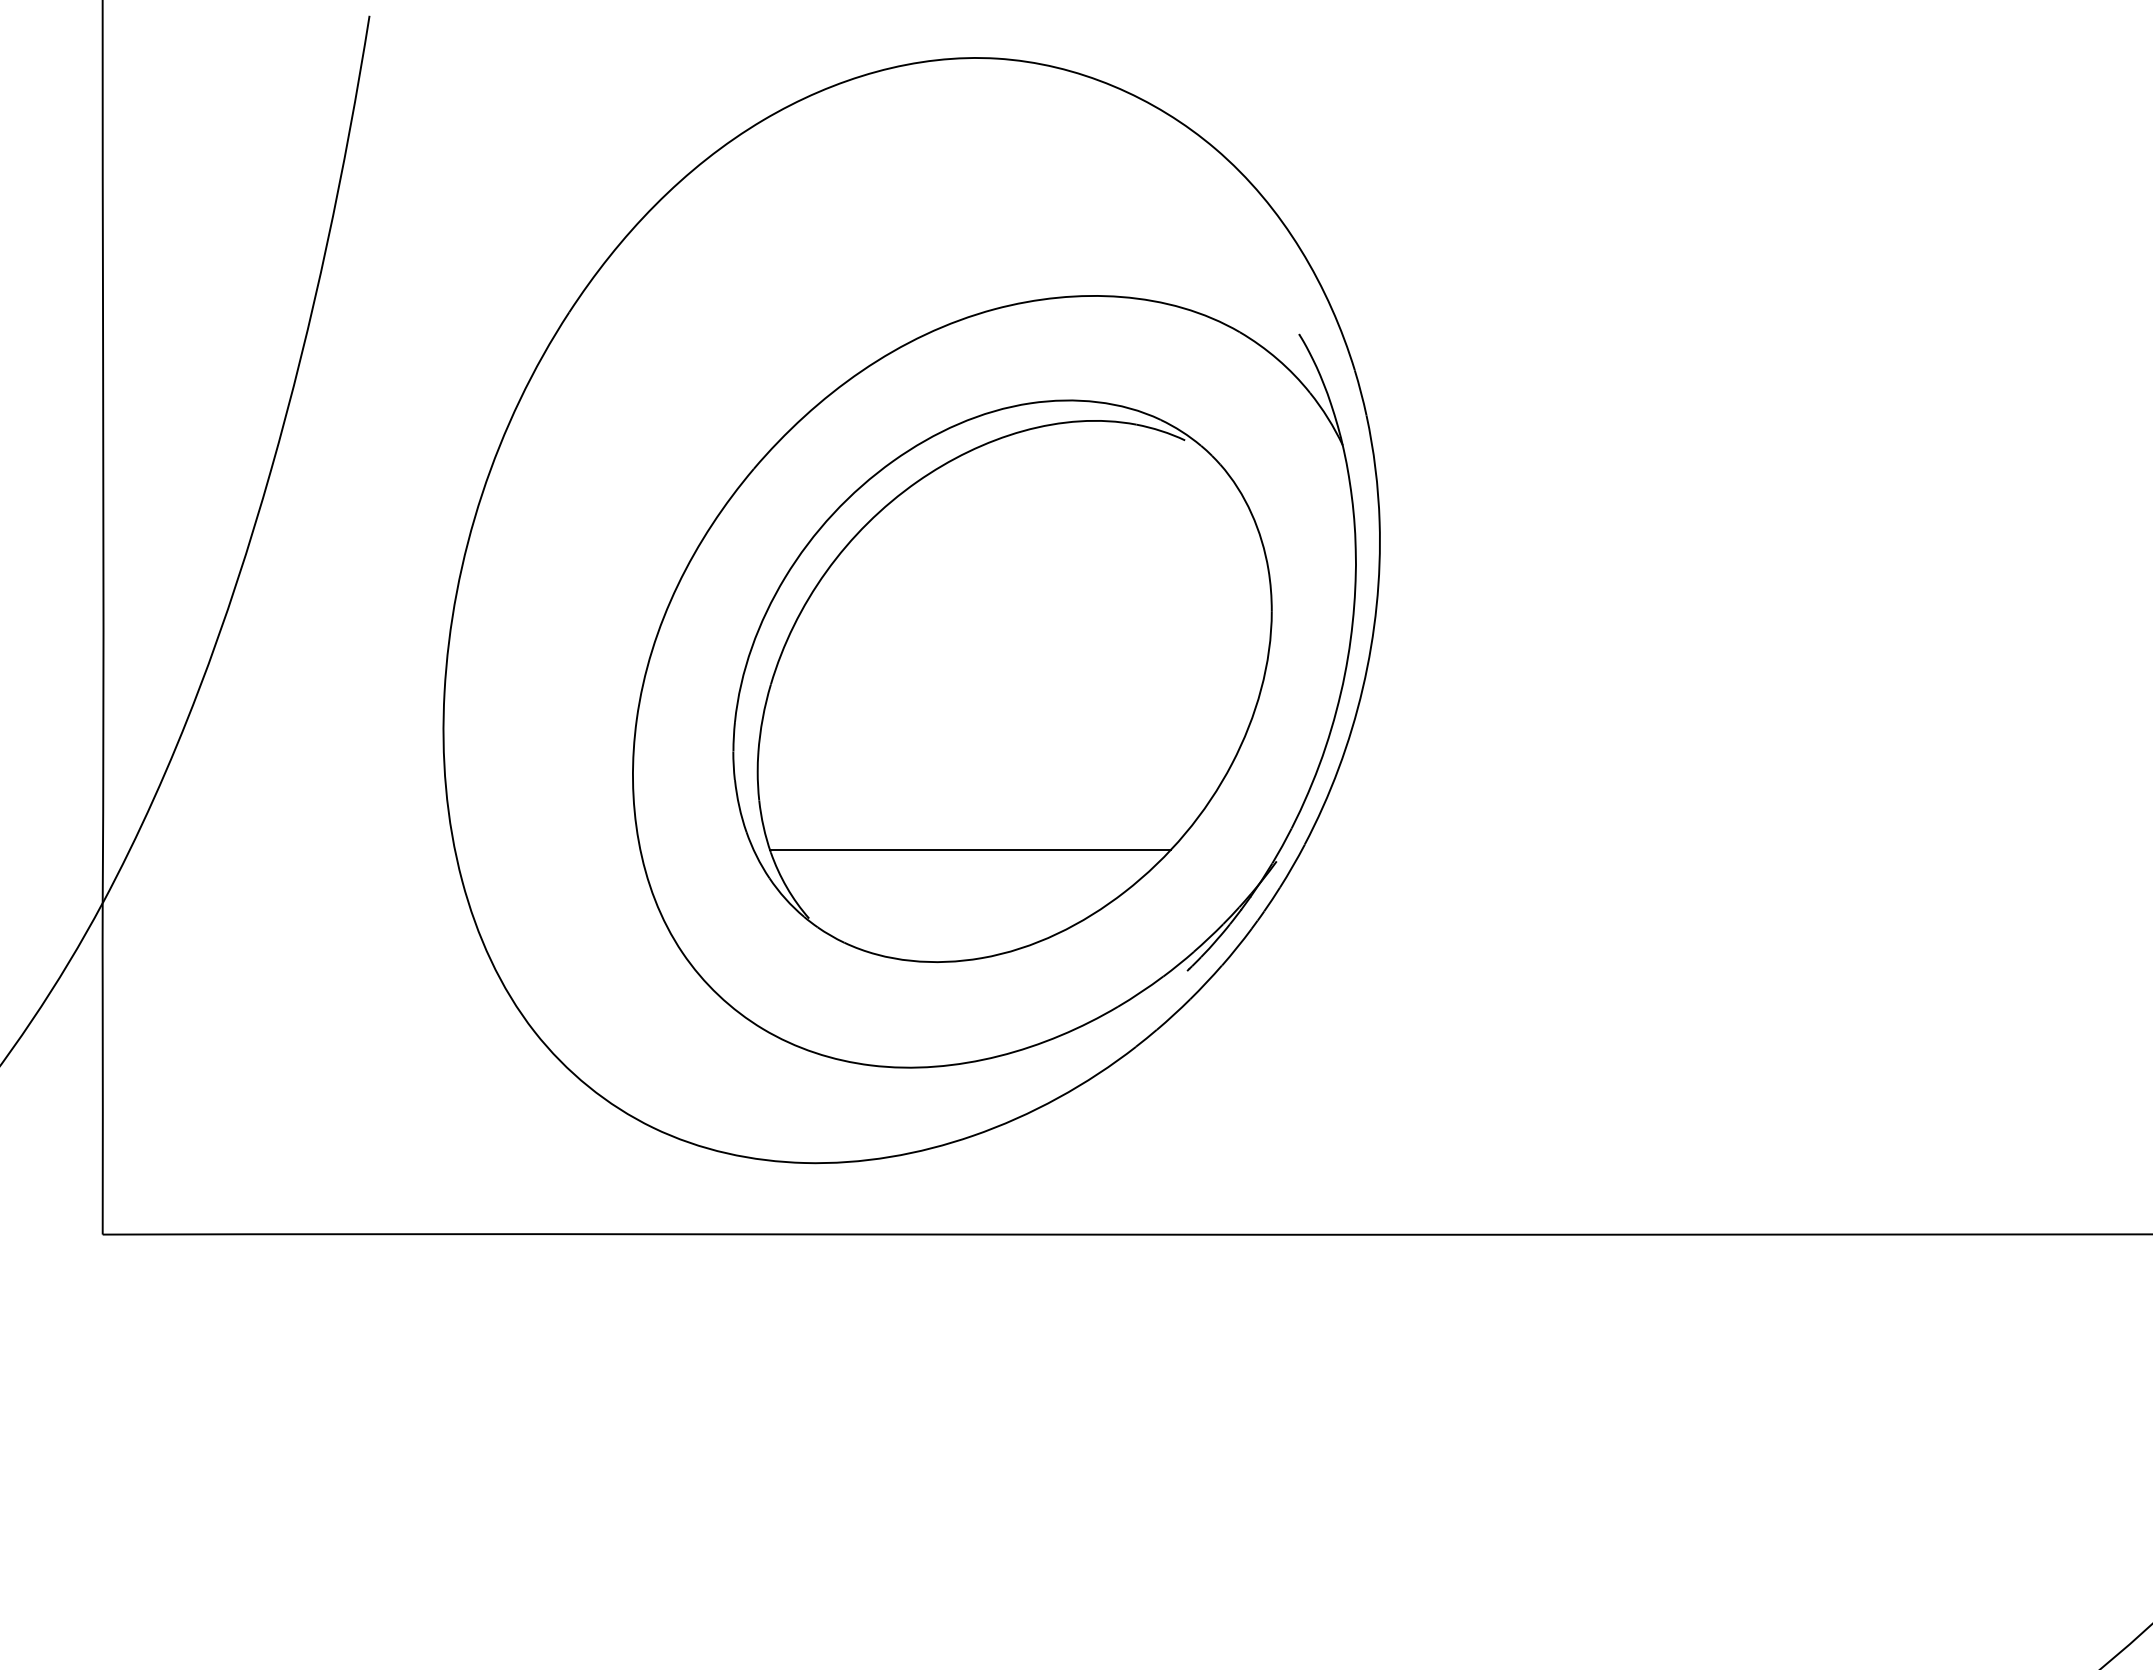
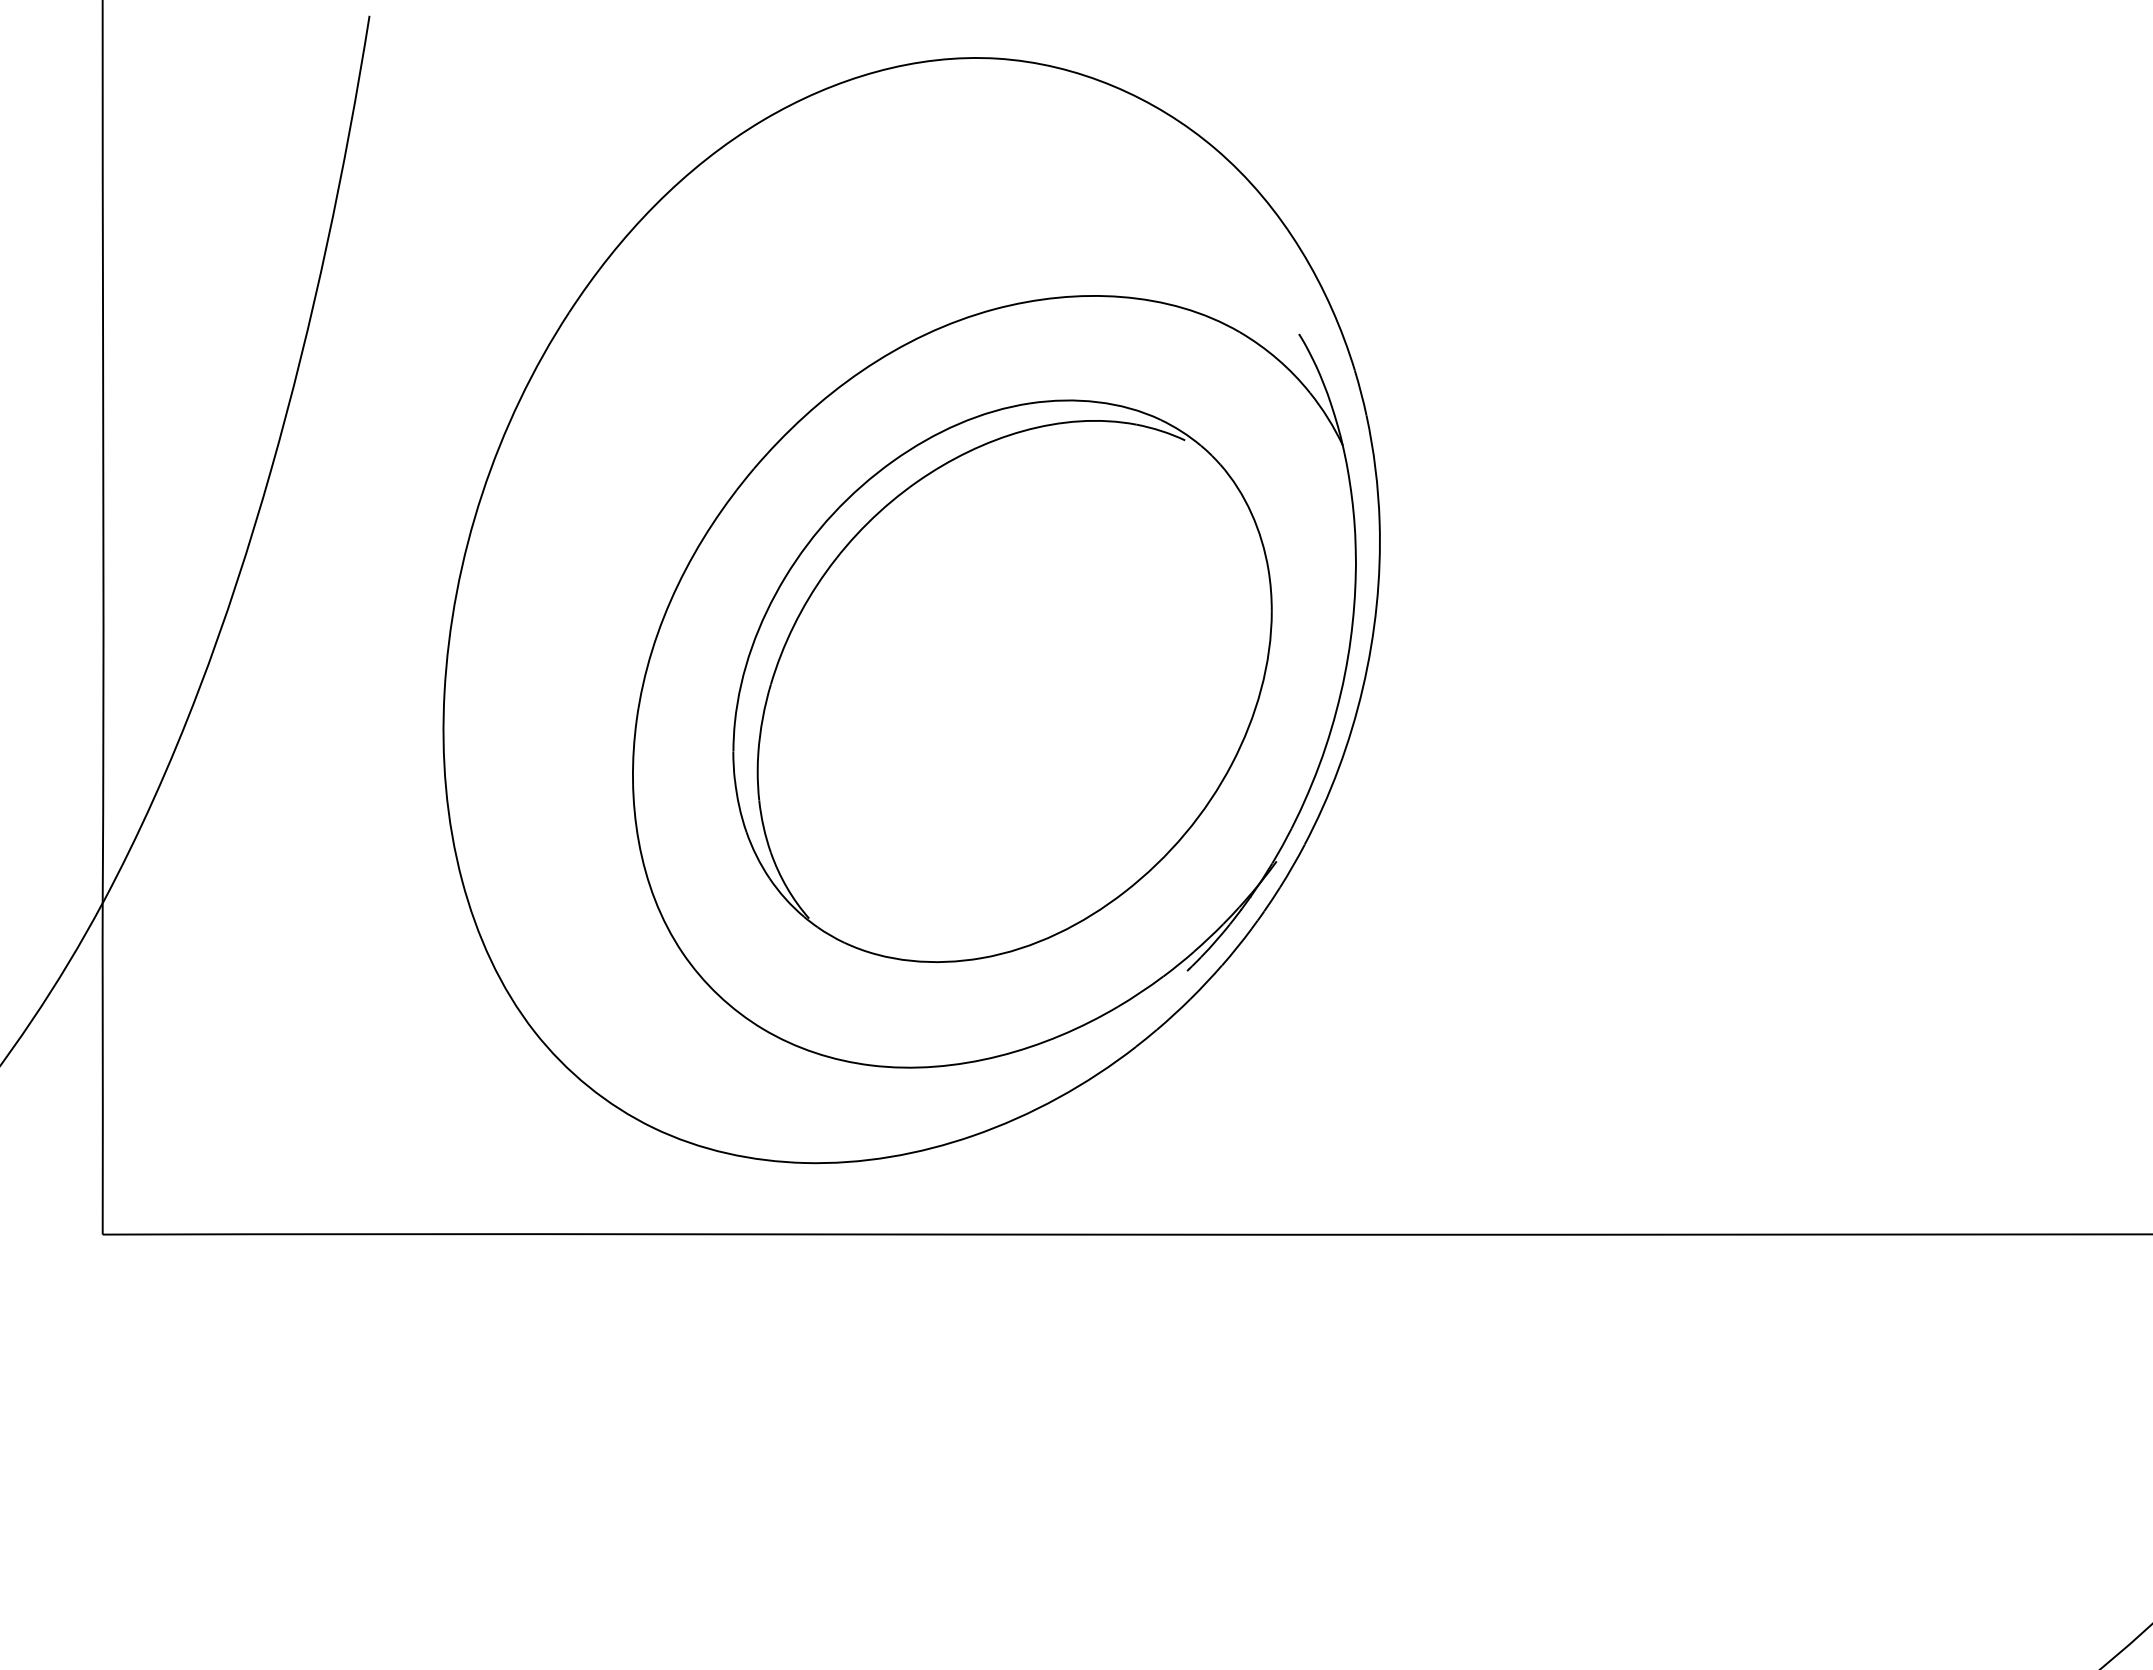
line: present -> none (970, 849)
